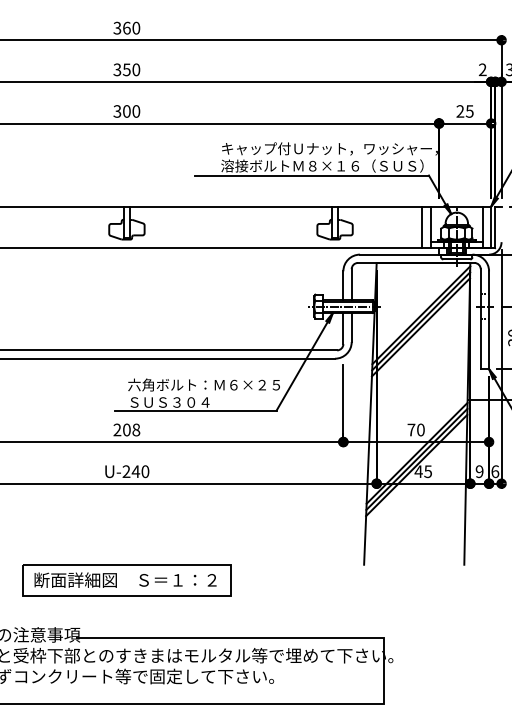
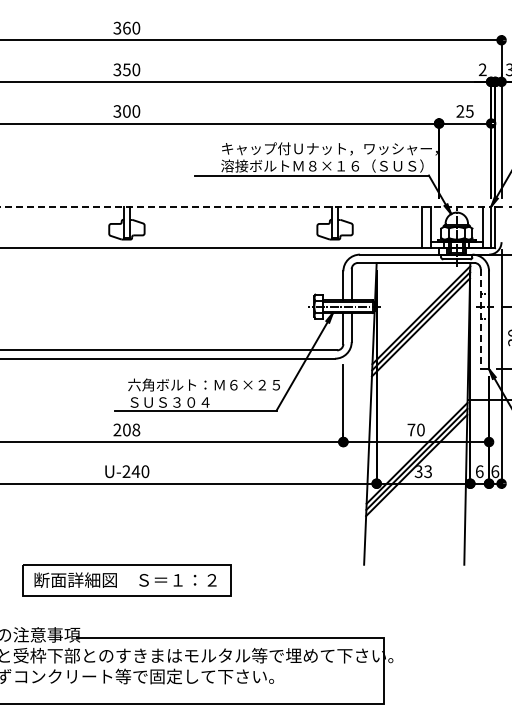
line: solid -> dashed (246, 206)
line: solid -> dashed (480, 319)
text: 45 -> 33 (422, 471)
text: 9 -> 6 (479, 471)
